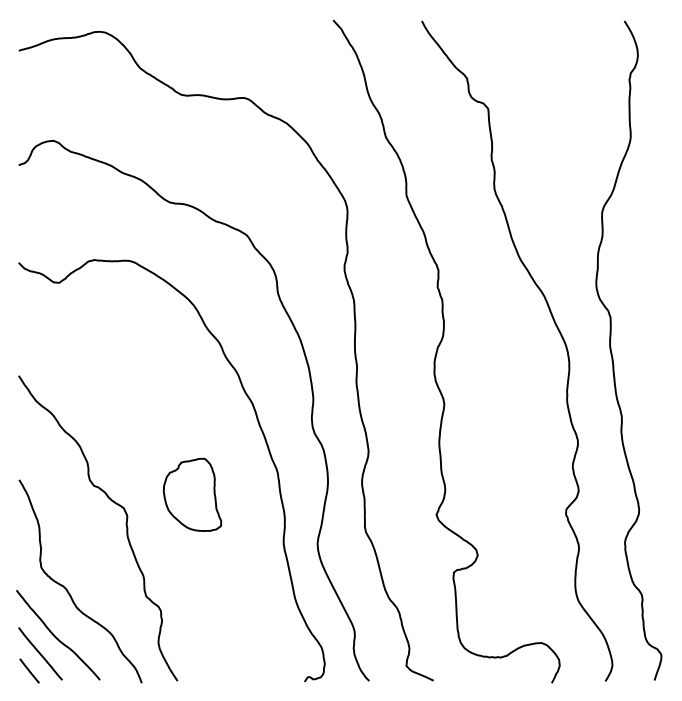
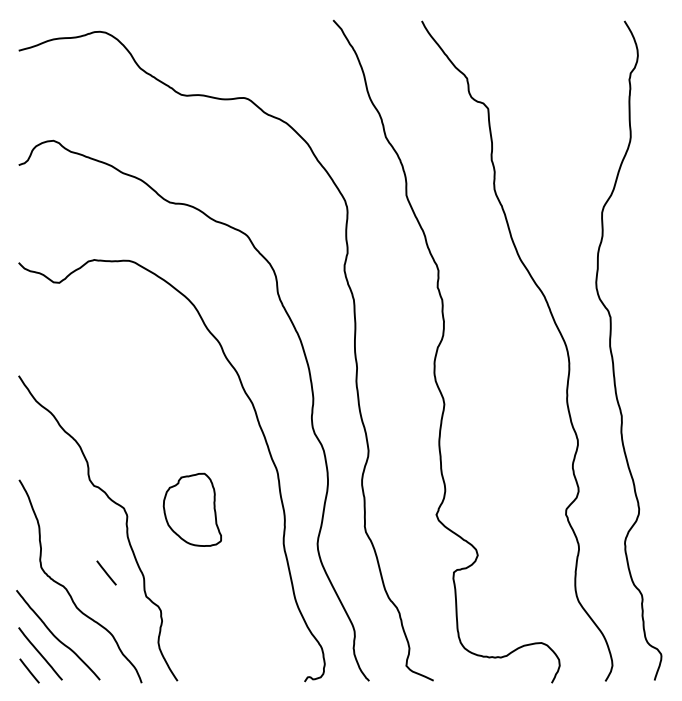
part position: (191, 494) -> (191, 509) (191, 509)
line: none -> present (106, 572)
